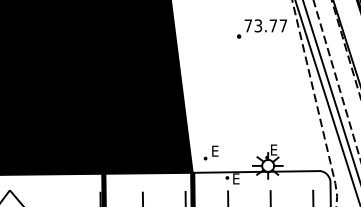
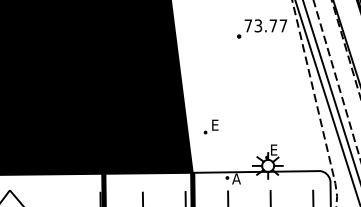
part position: (210, 152) -> (210, 126) (210, 126)
text: E -> A (236, 178)
